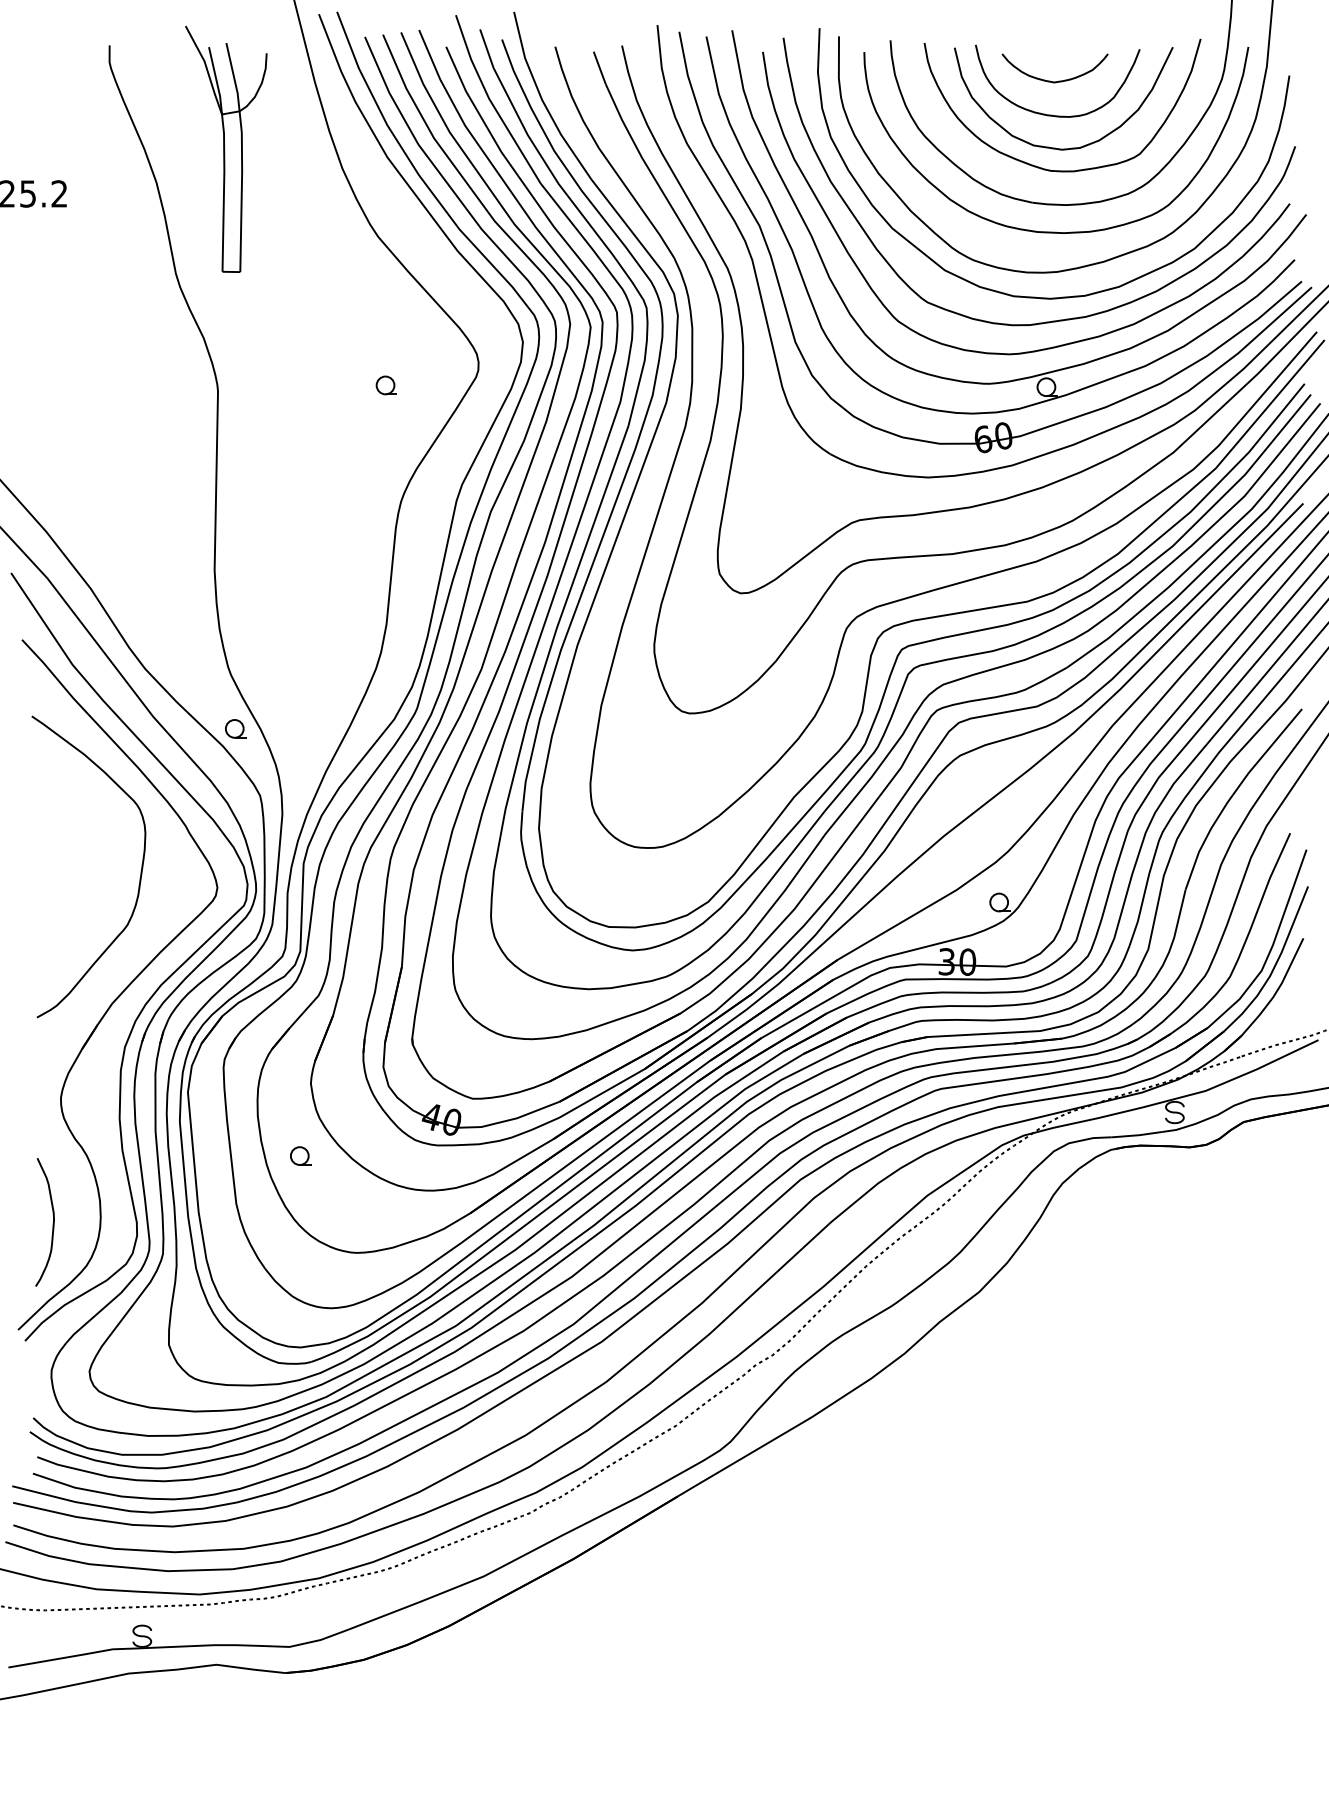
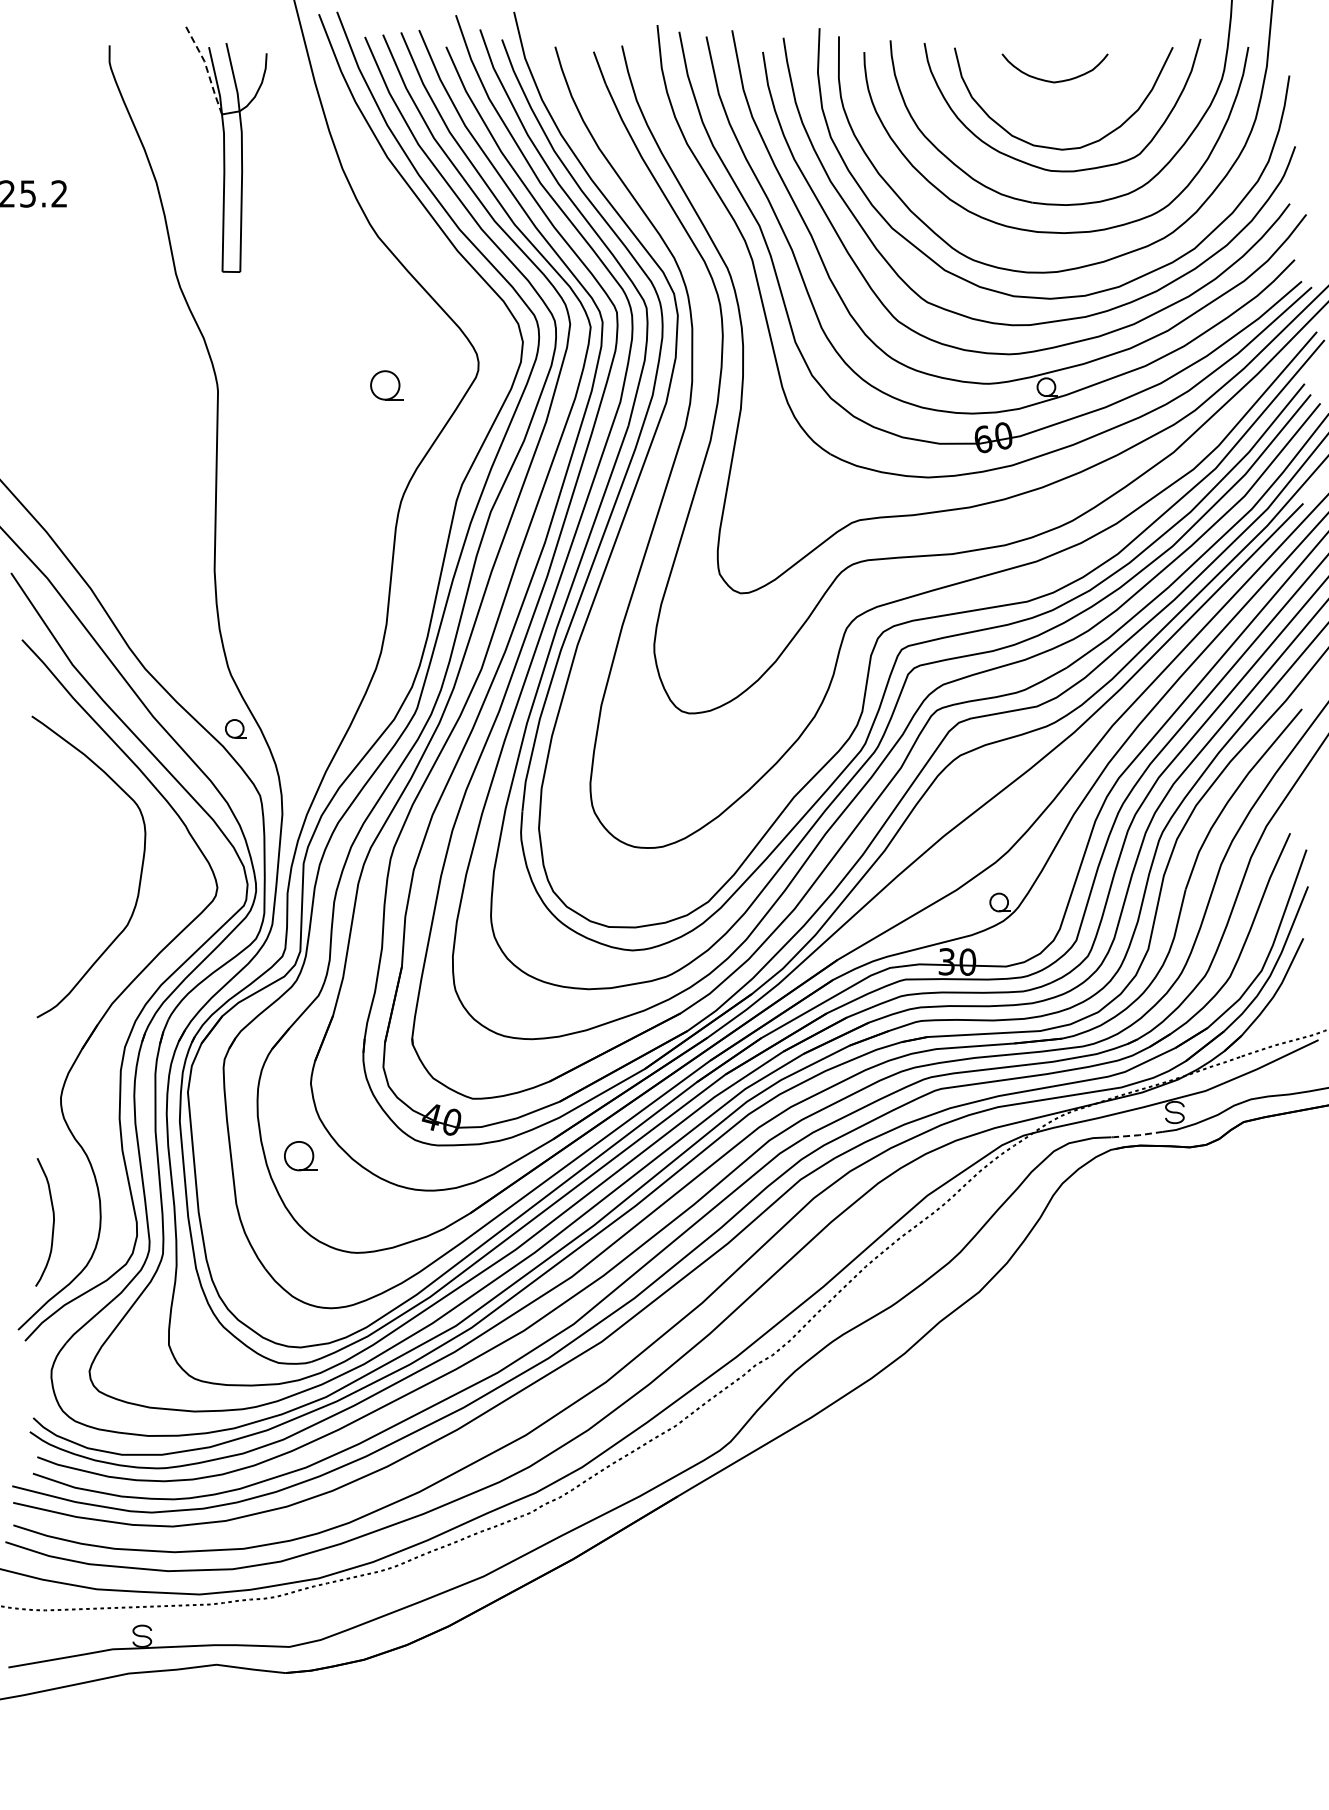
line: solid -> dashed (206, 68)
curve: present -> none (1051, 114)
part size: 22x21 px -> 34x31 px (386, 385)
line: solid -> dashed (1136, 1135)
part size: 22x20 px -> 34x31 px (300, 1156)
